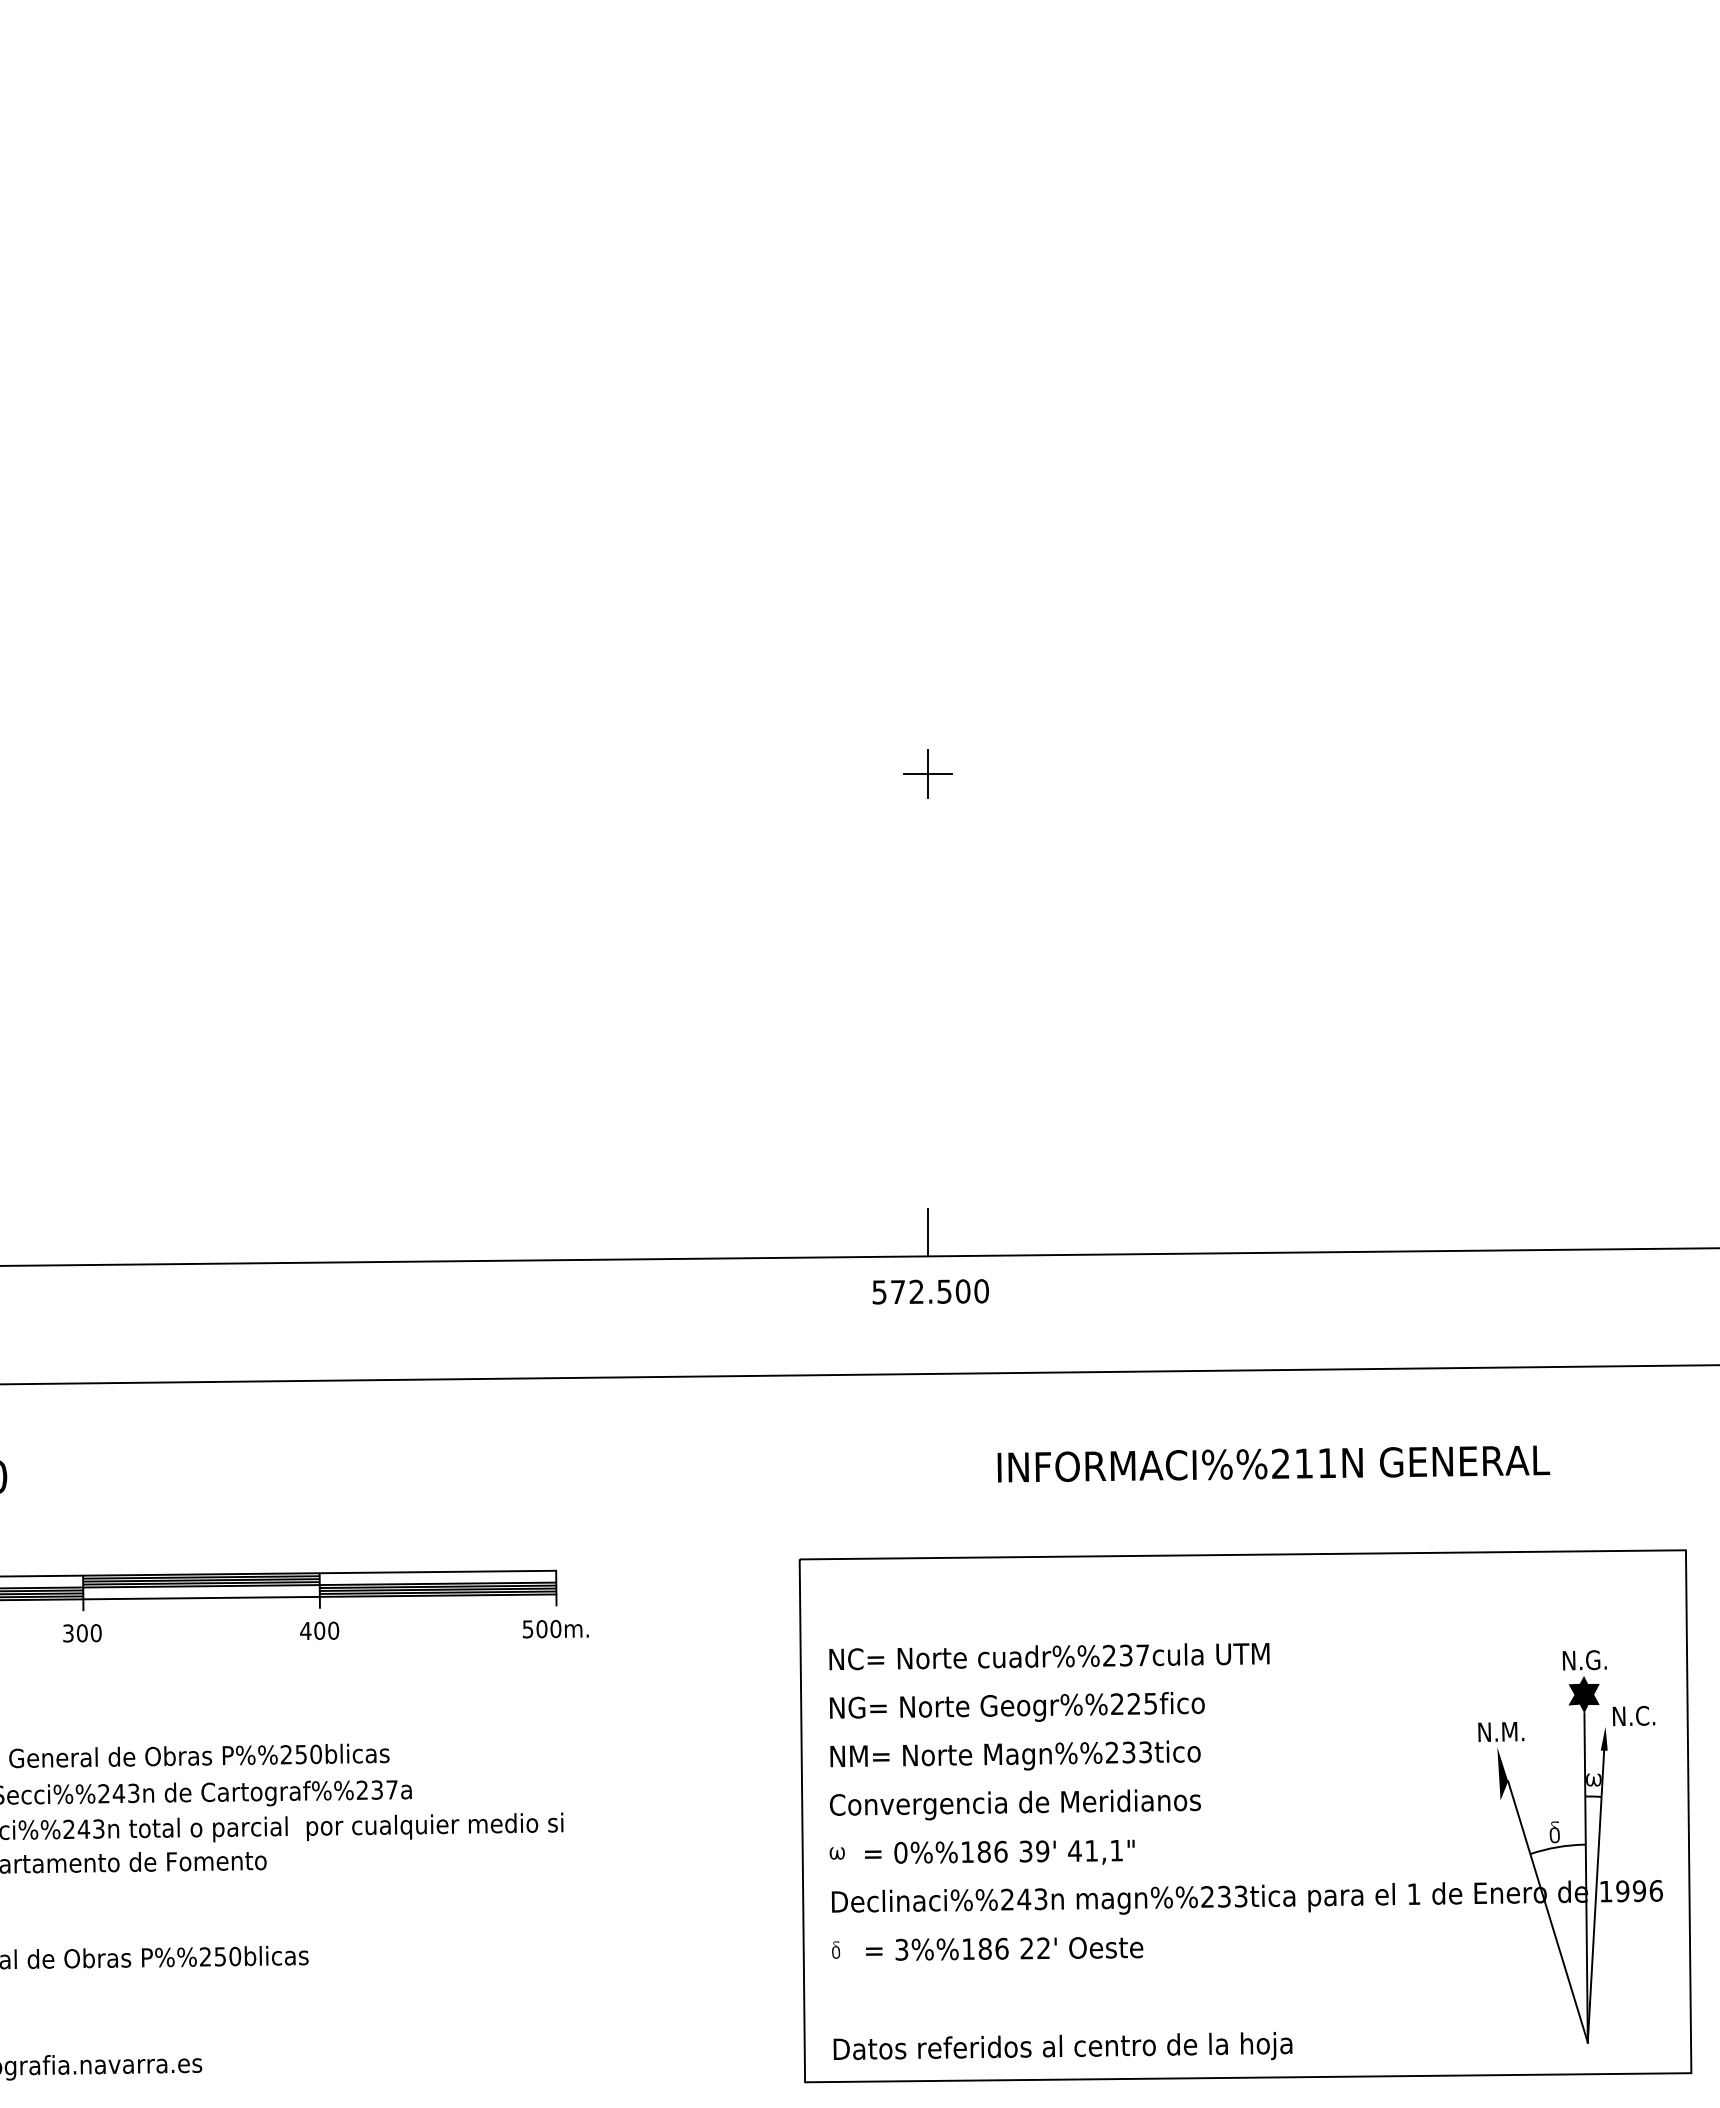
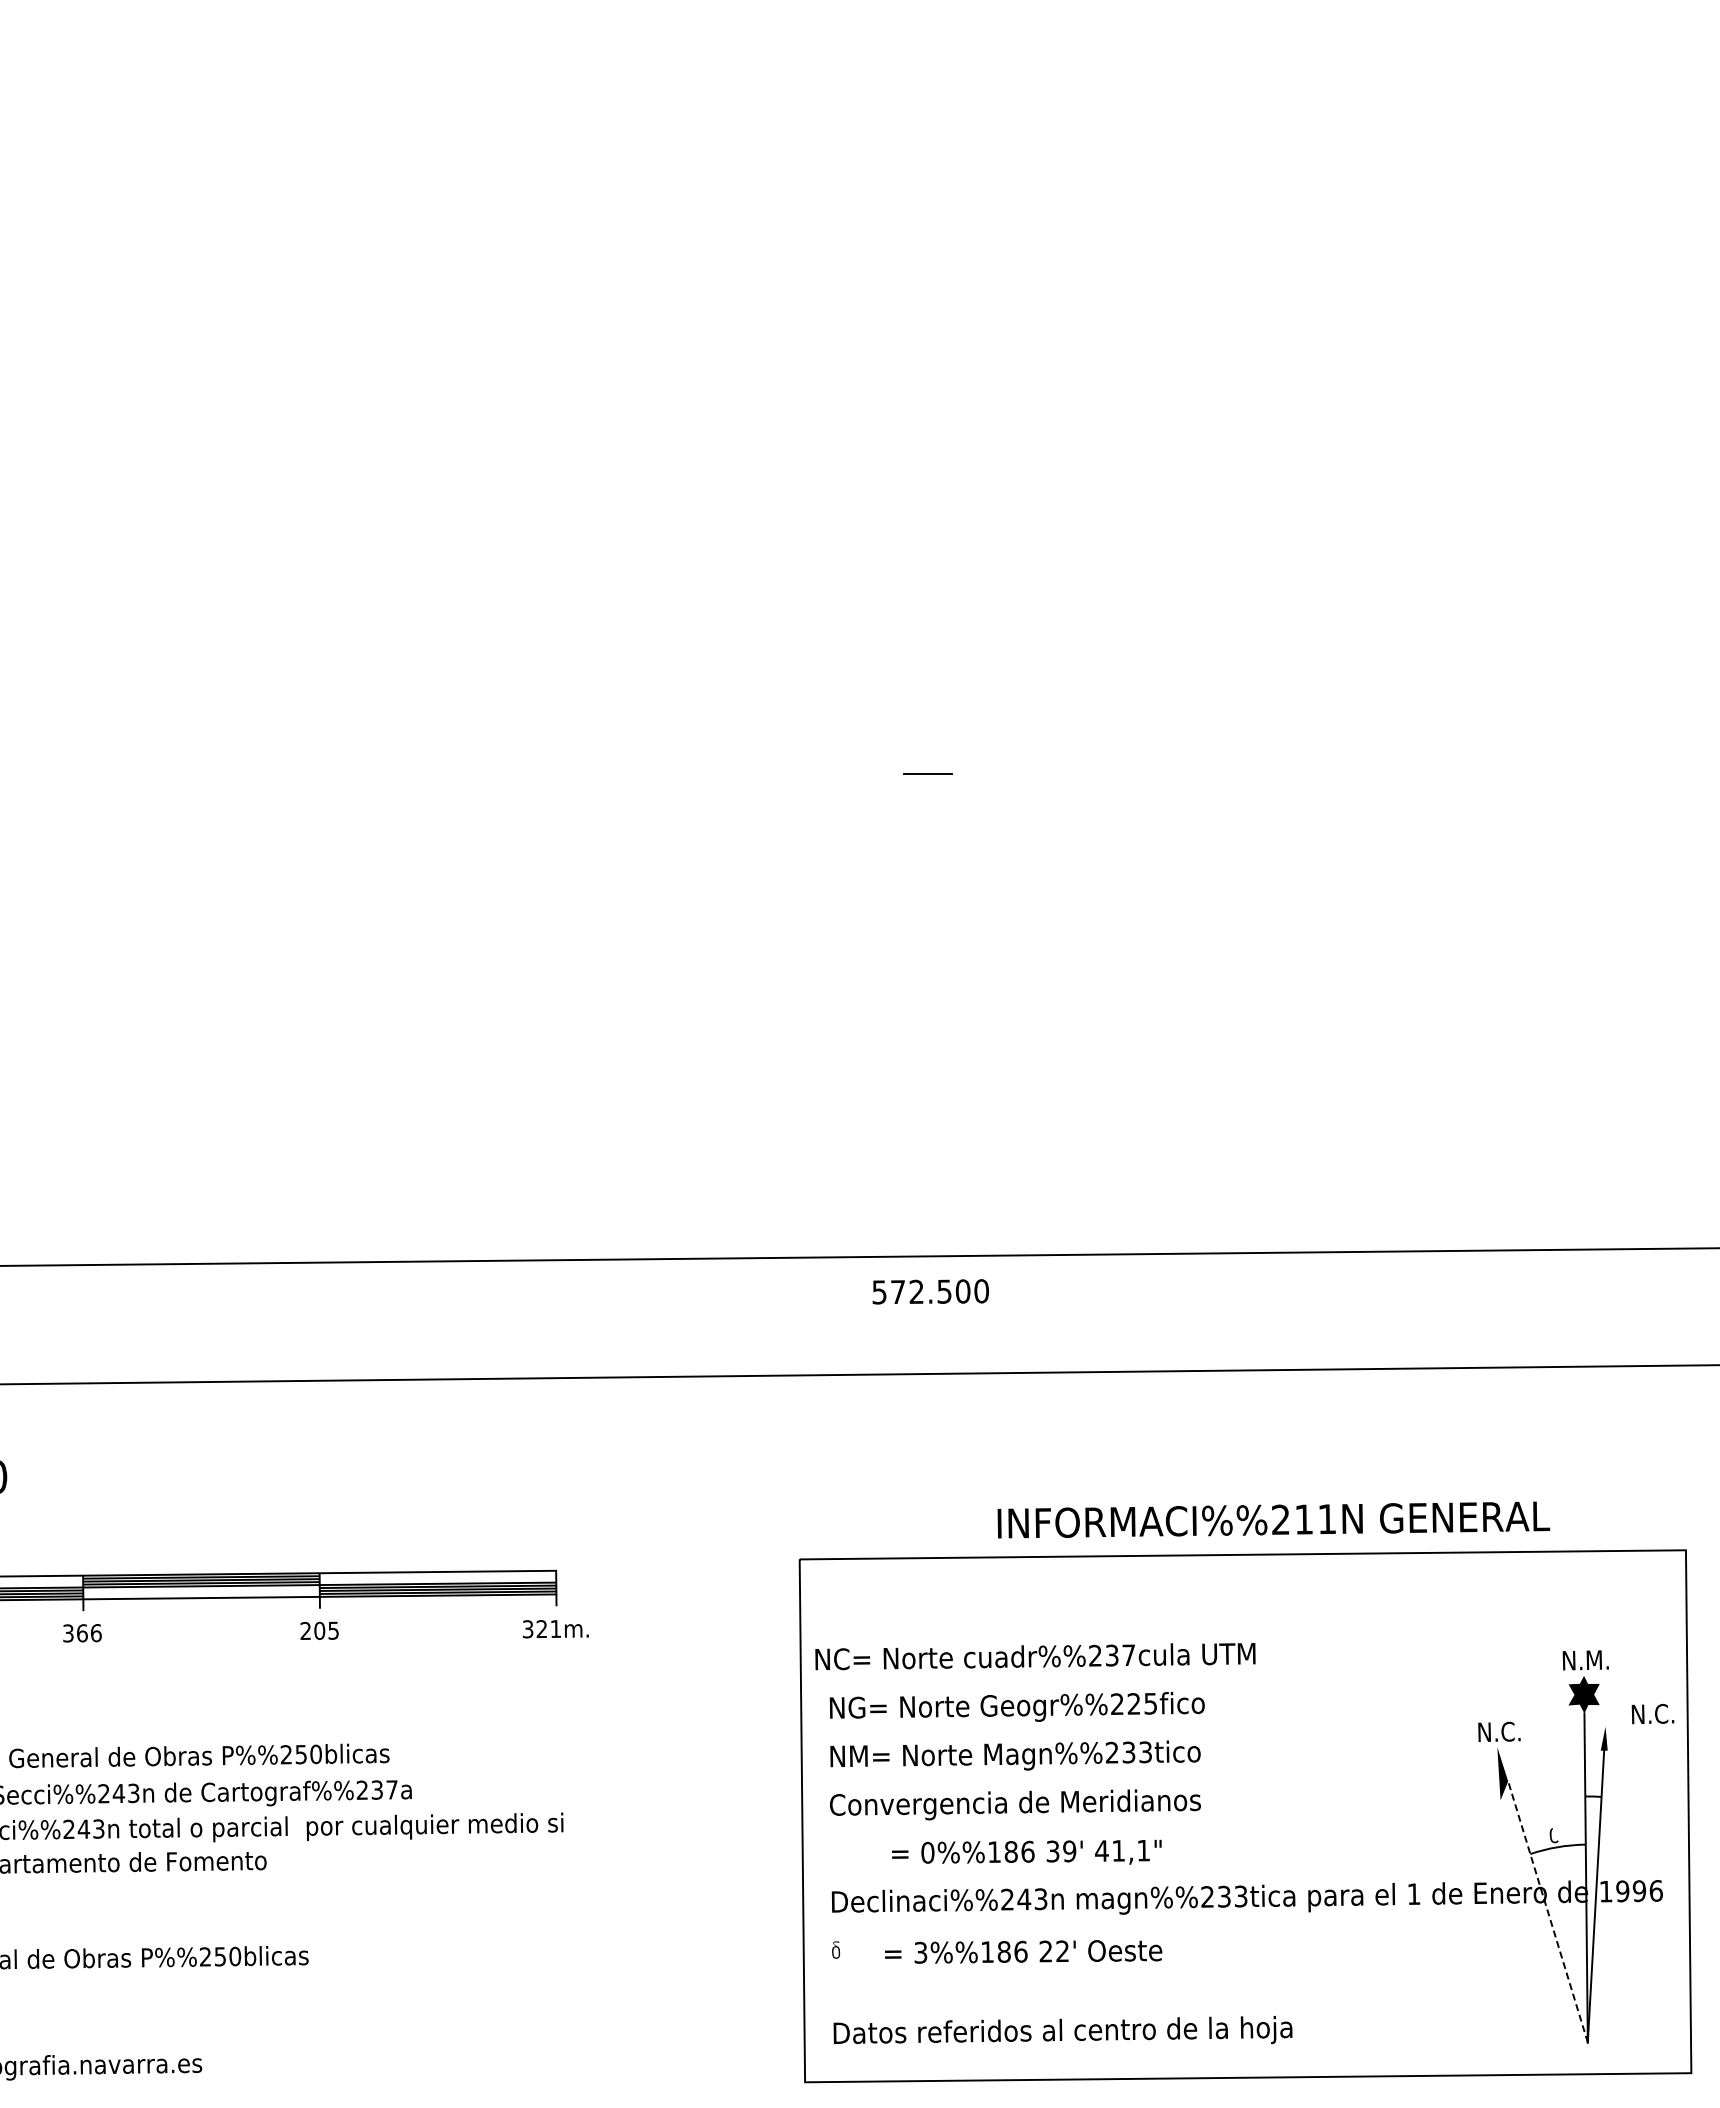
line: present -> none (927, 773)
line: present -> none (927, 1232)
text position: (1273, 1463) -> (1273, 1519) (1273, 1519)
text: 500m. -> 321m. (542, 1628)
text: 400 -> 205 (319, 1630)
text: 300 -> 366 (89, 1633)
text position: (1049, 1656) -> (1035, 1656) (1035, 1656)
text: N.G. -> N.M. (1597, 1660)
text position: (1633, 1716) -> (1652, 1714) (1652, 1714)
text: N.M. -> N.C. (1512, 1731)
fill: present -> none (1593, 1779)
fill: present -> none (1555, 1831)
text position: (999, 1851) -> (1026, 1851) (1026, 1851)
fill: present -> none (837, 1853)
line: solid -> dashed (1548, 1911)
text position: (1004, 1948) -> (1023, 1951) (1023, 1951)
text position: (1062, 2046) -> (1062, 2030) (1062, 2030)
